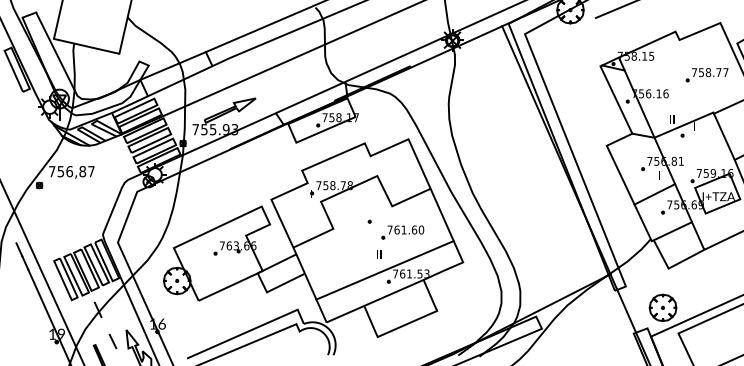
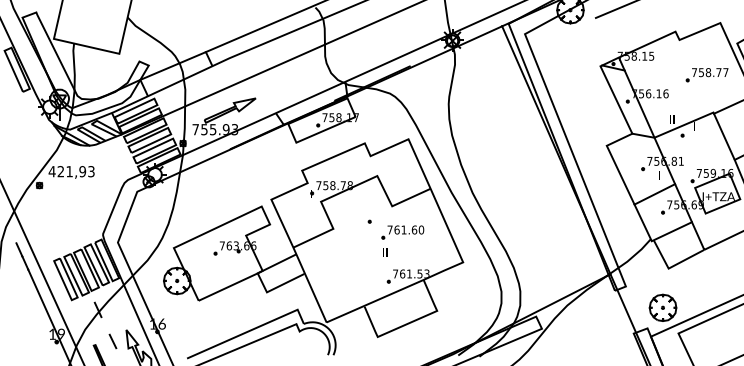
text: 756,87 -> 421,93 (71, 171)
text position: (379, 254) -> (385, 252) (385, 252)
line: present -> none (384, 270)
